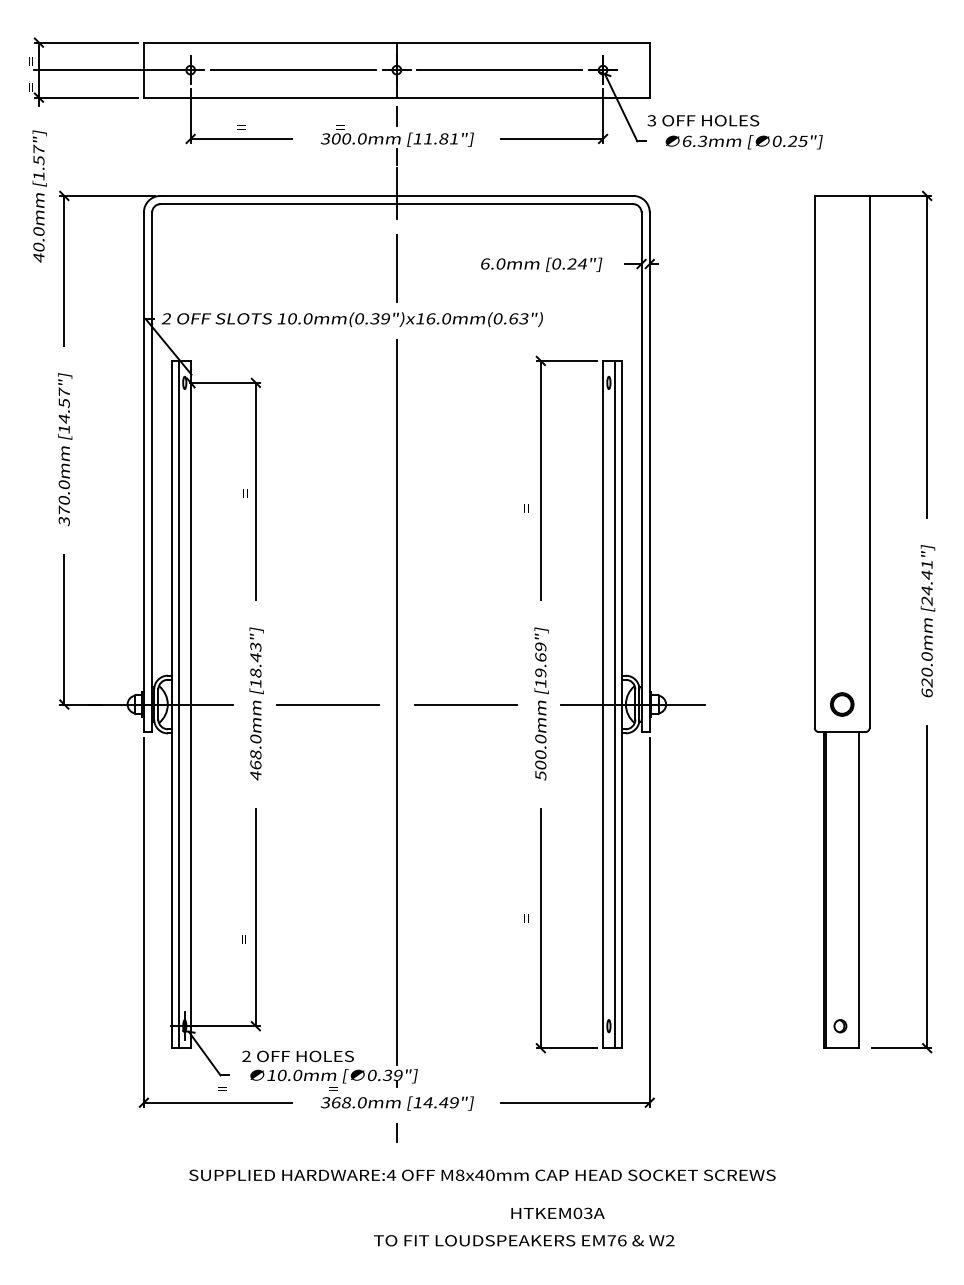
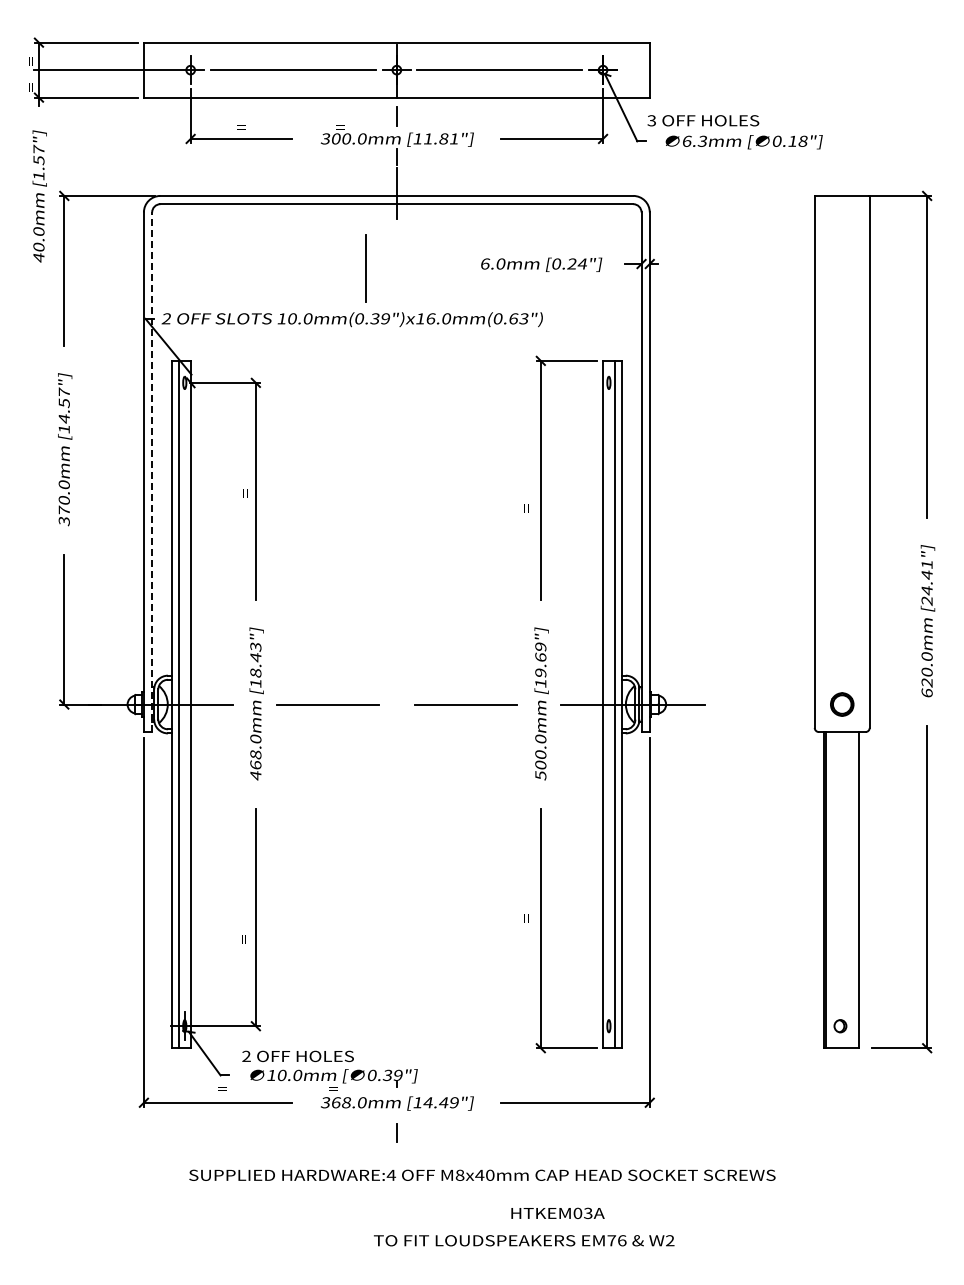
text: 0.25"] -> 0.18"] (797, 140)
line position: (396, 268) -> (365, 268) (365, 268)
line: solid -> dashed (152, 472)
line: present -> none (396, 702)
